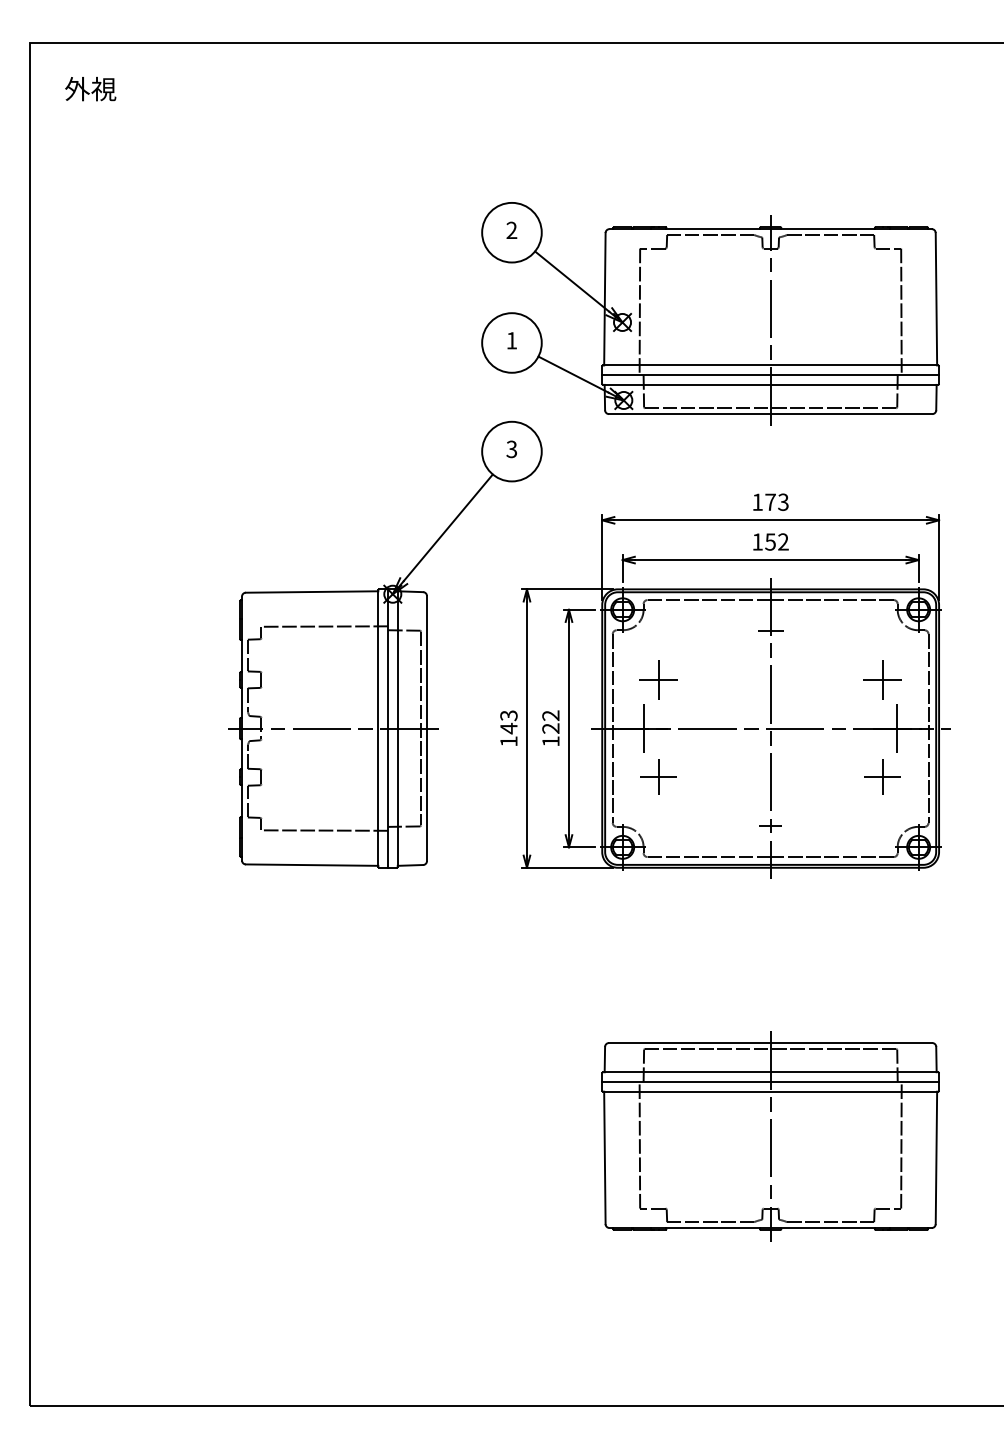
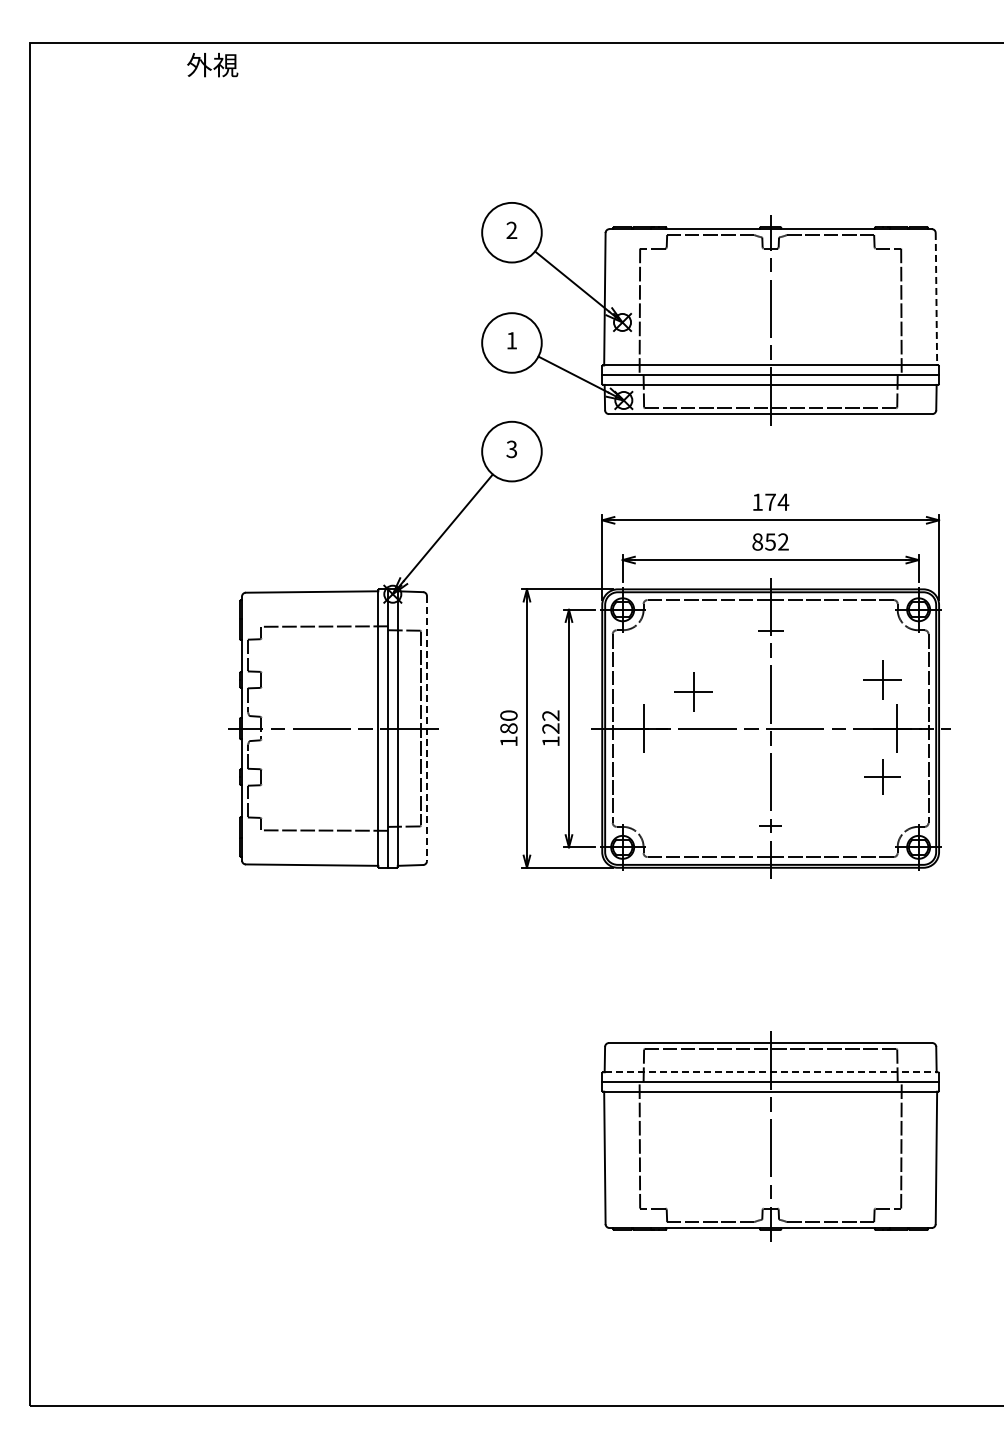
text position: (90, 89) -> (212, 65) (212, 65)
line: solid -> dashed (936, 299)
text: 173 -> 174 (783, 501)
text: 152 -> 852 (757, 541)
part position: (658, 679) -> (693, 691) (693, 691)
text: 143 -> 180 (508, 722)
line: solid -> dashed (426, 728)
part: present -> none (658, 776)
line: solid -> dashed (771, 1072)
